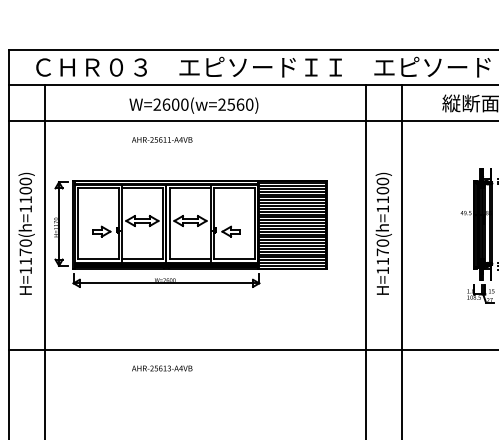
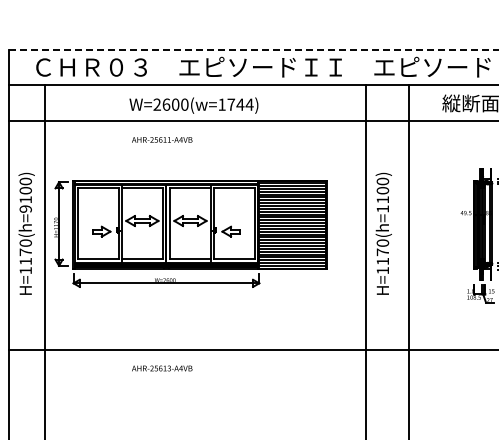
line: solid -> dashed (254, 49)
text: W=2600(w=2560) -> W=2600(w=1744) (235, 104)
text: H=1170(h=1100) -> H=1170(h=9100) (25, 208)
line position: (401, 260) -> (408, 260) (408, 260)
